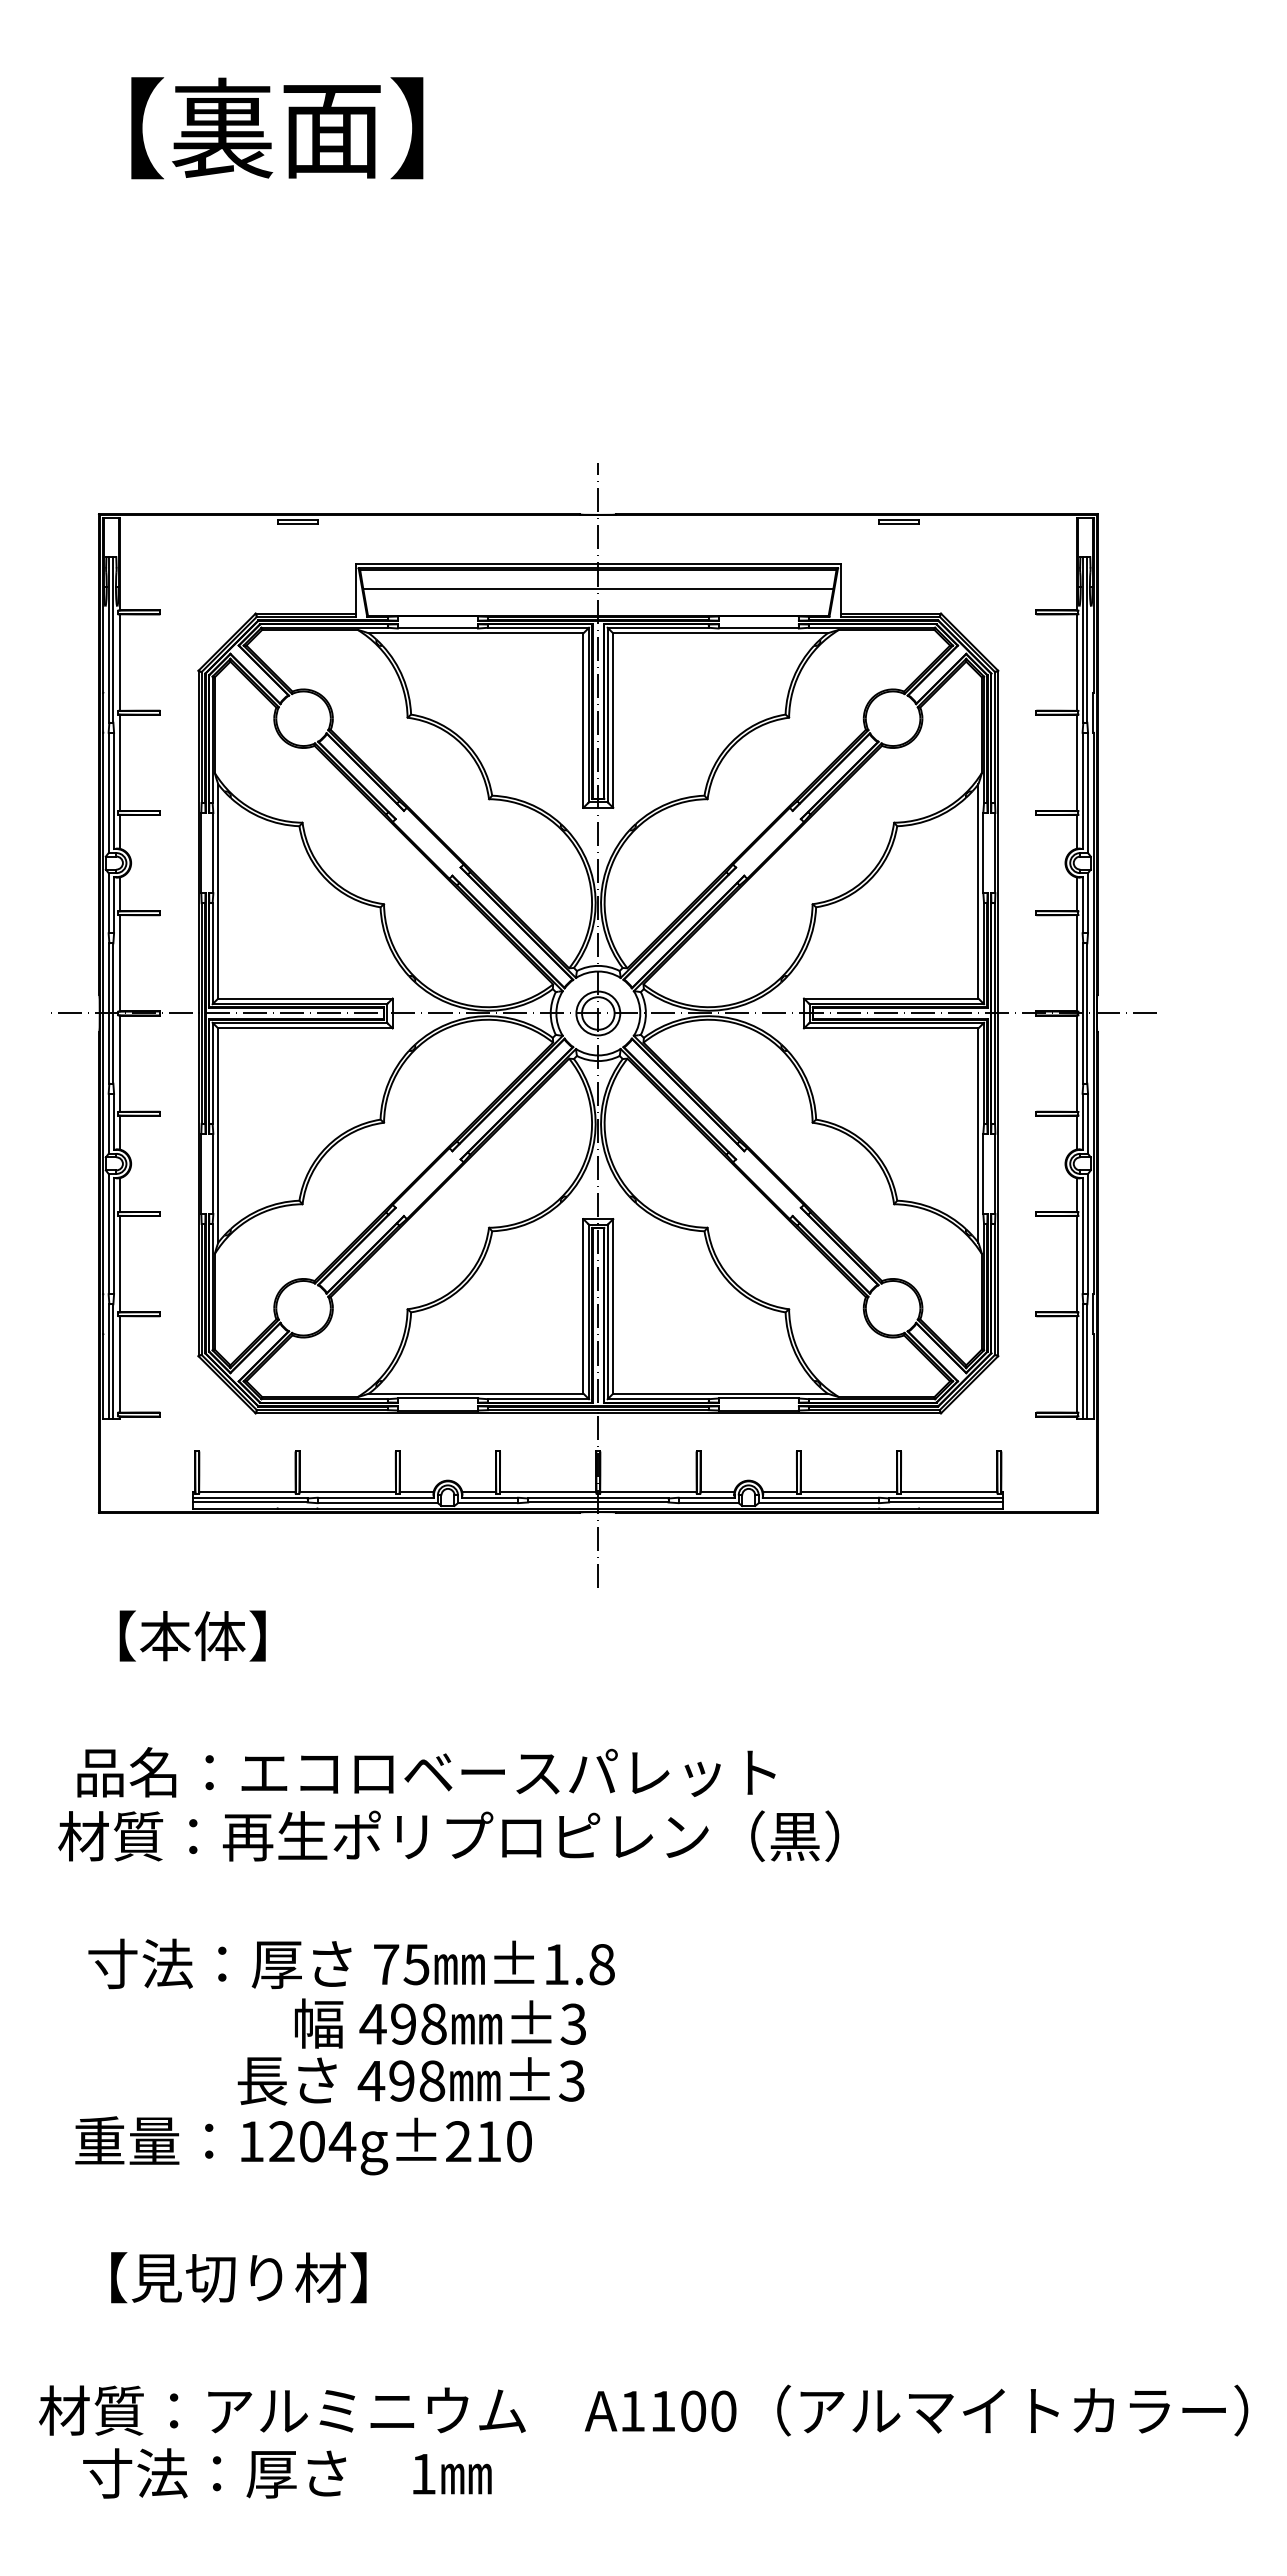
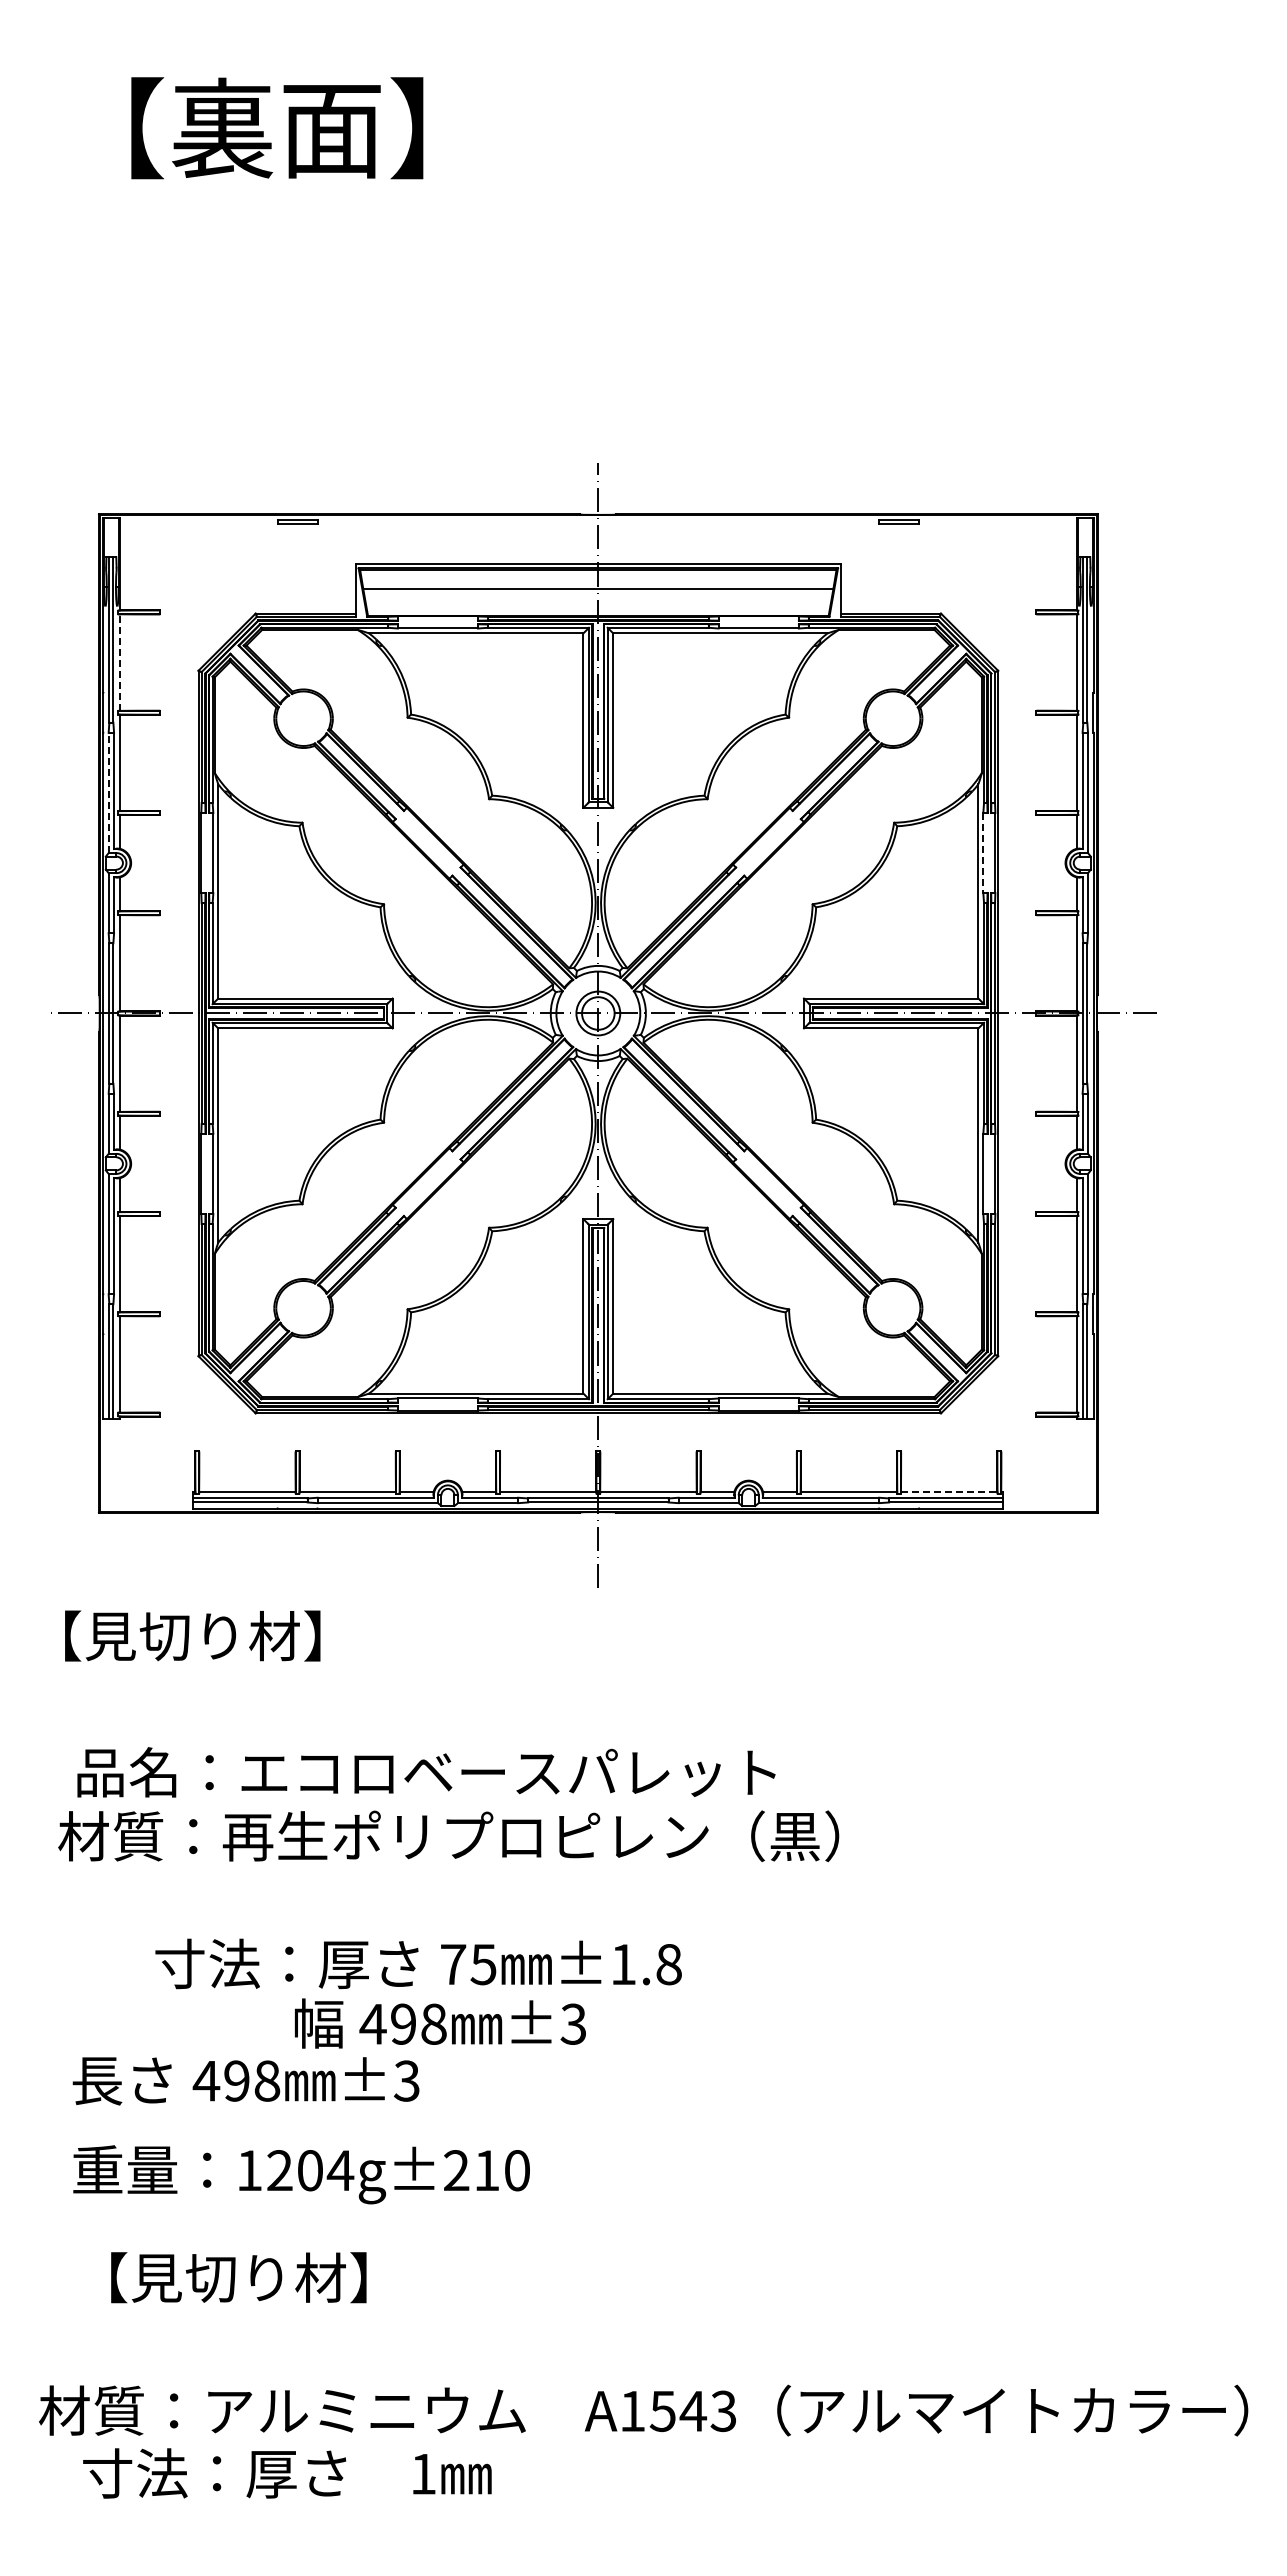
line: solid -> dashed (119, 662)
line: solid -> dashed (108, 792)
line: solid -> dashed (983, 853)
line: solid -> dashed (949, 1492)
text: 【本体】 -> 【見切り材】 (192, 1635)
text position: (351, 1963) -> (418, 1963) (418, 1963)
text position: (410, 2081) -> (245, 2081) (245, 2081)
text position: (303, 2145) -> (301, 2174) (301, 2174)
text: A1100 -> A1543 (692, 2411)
